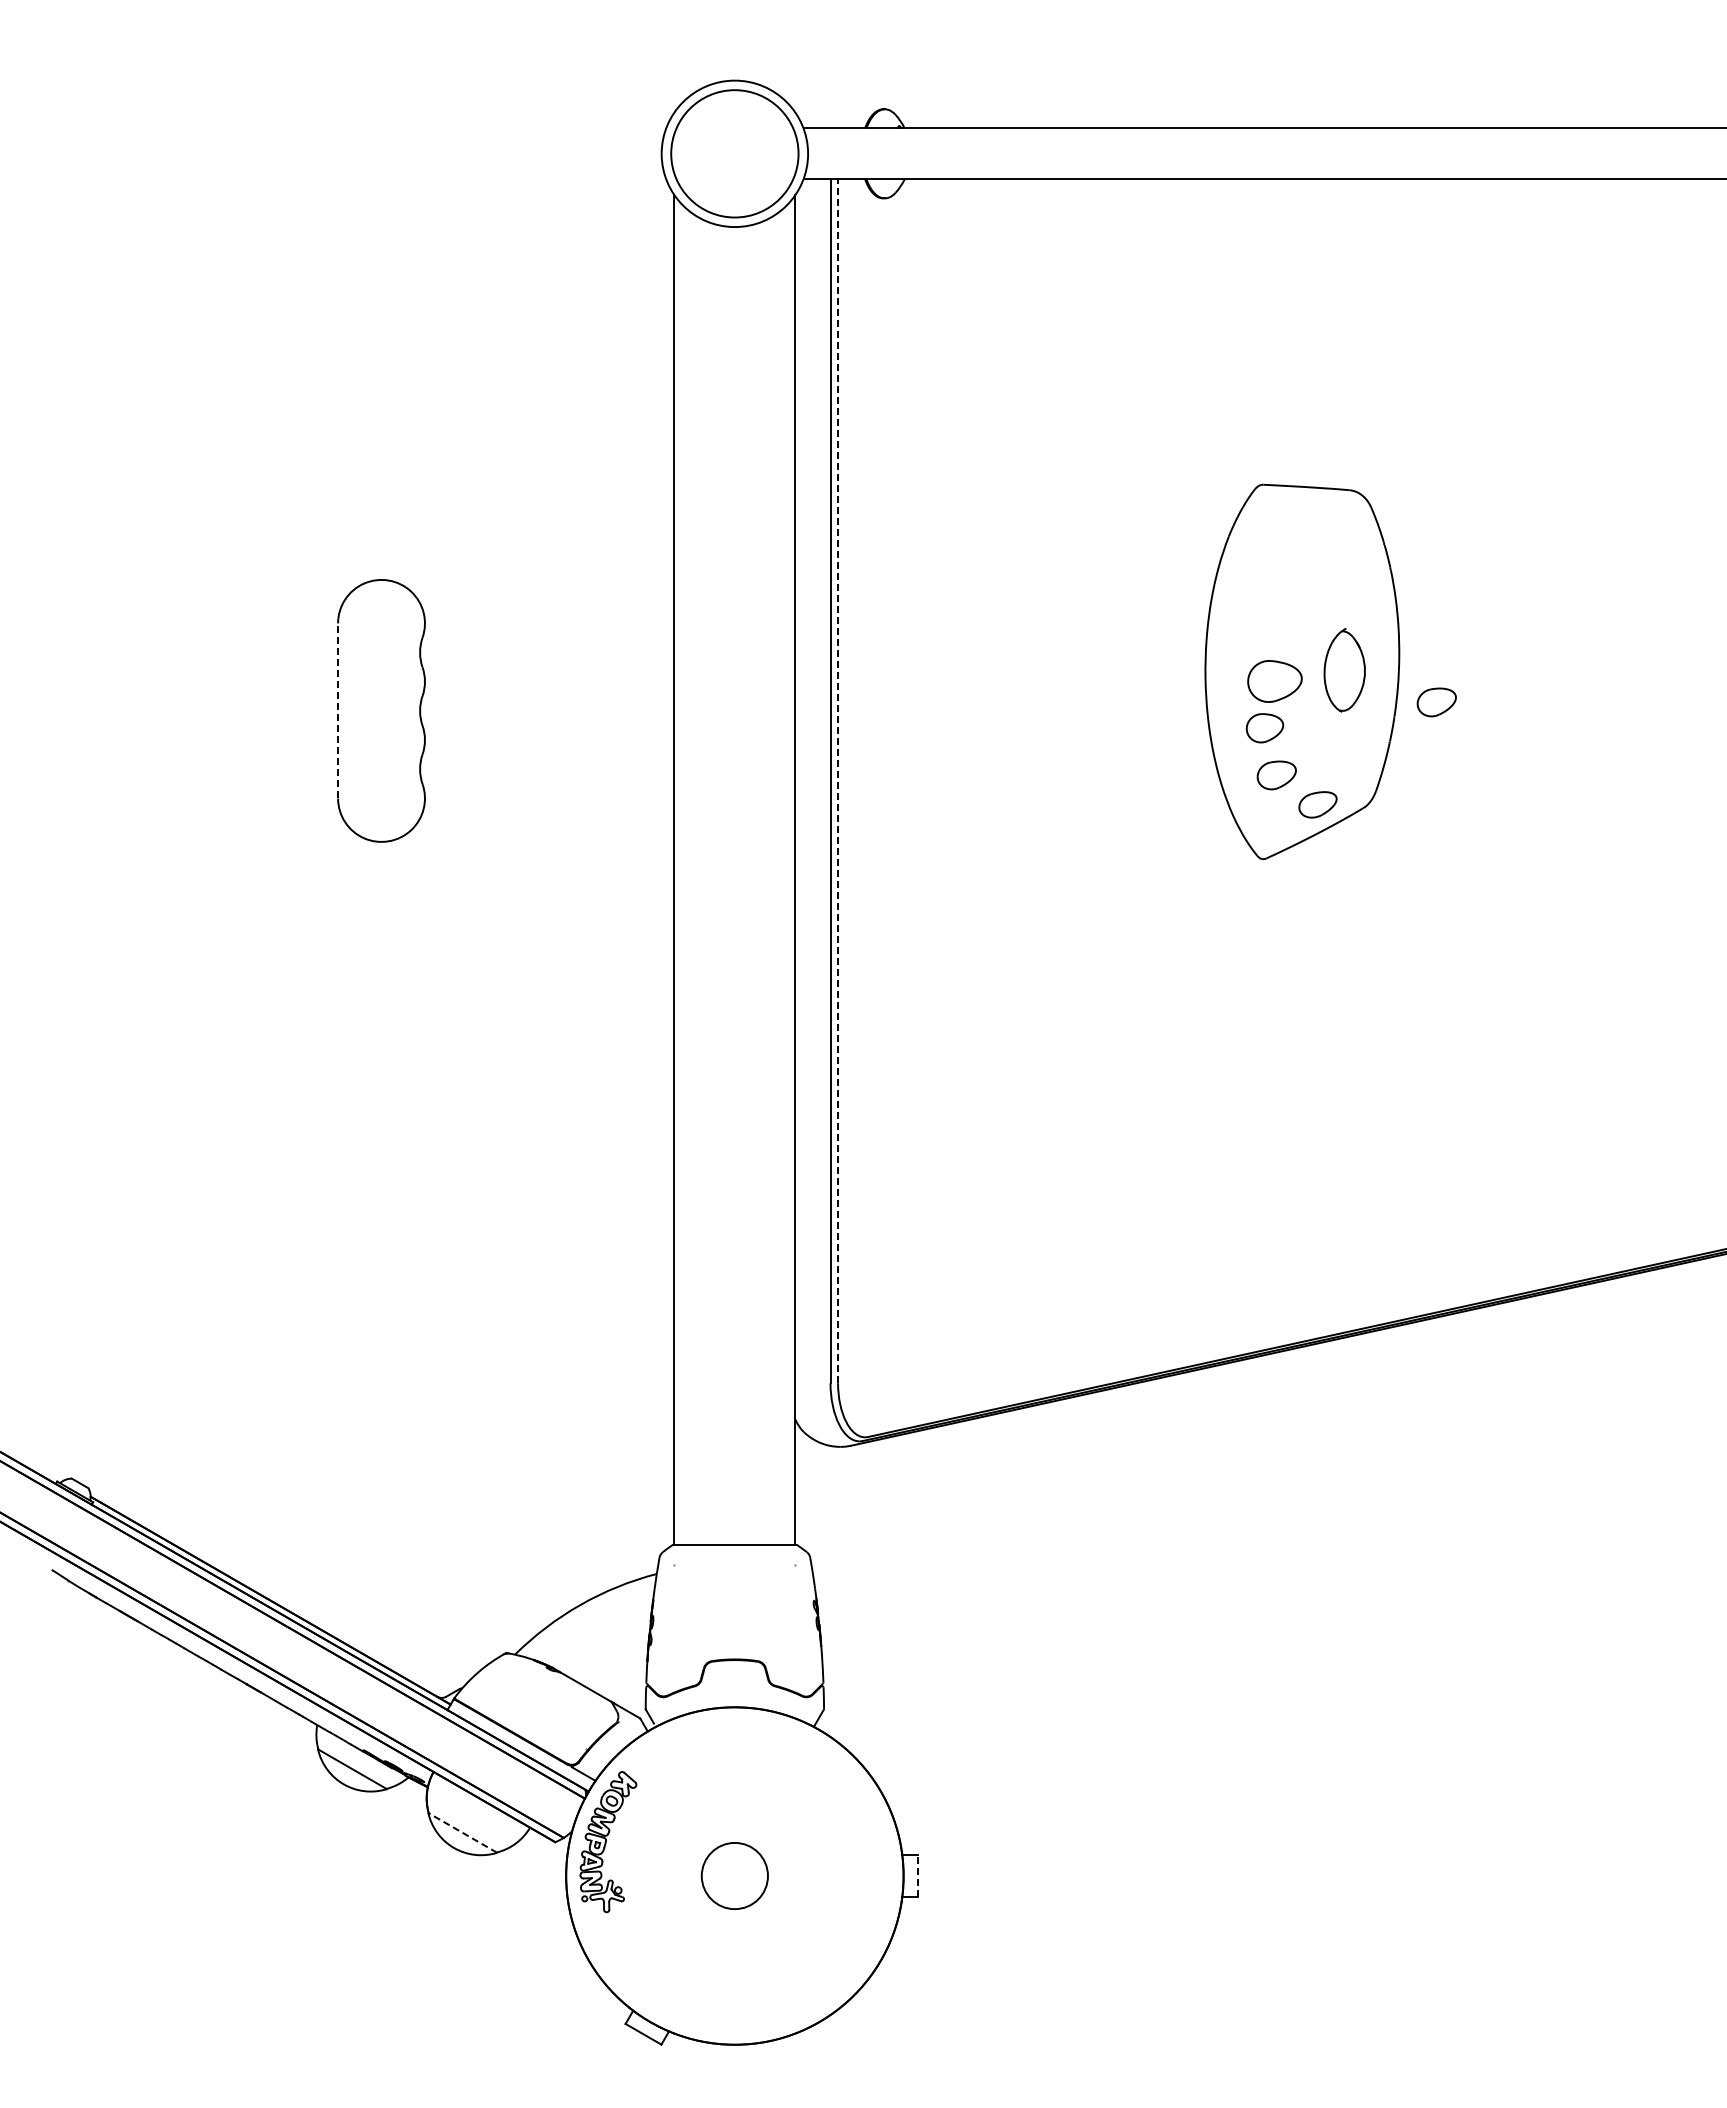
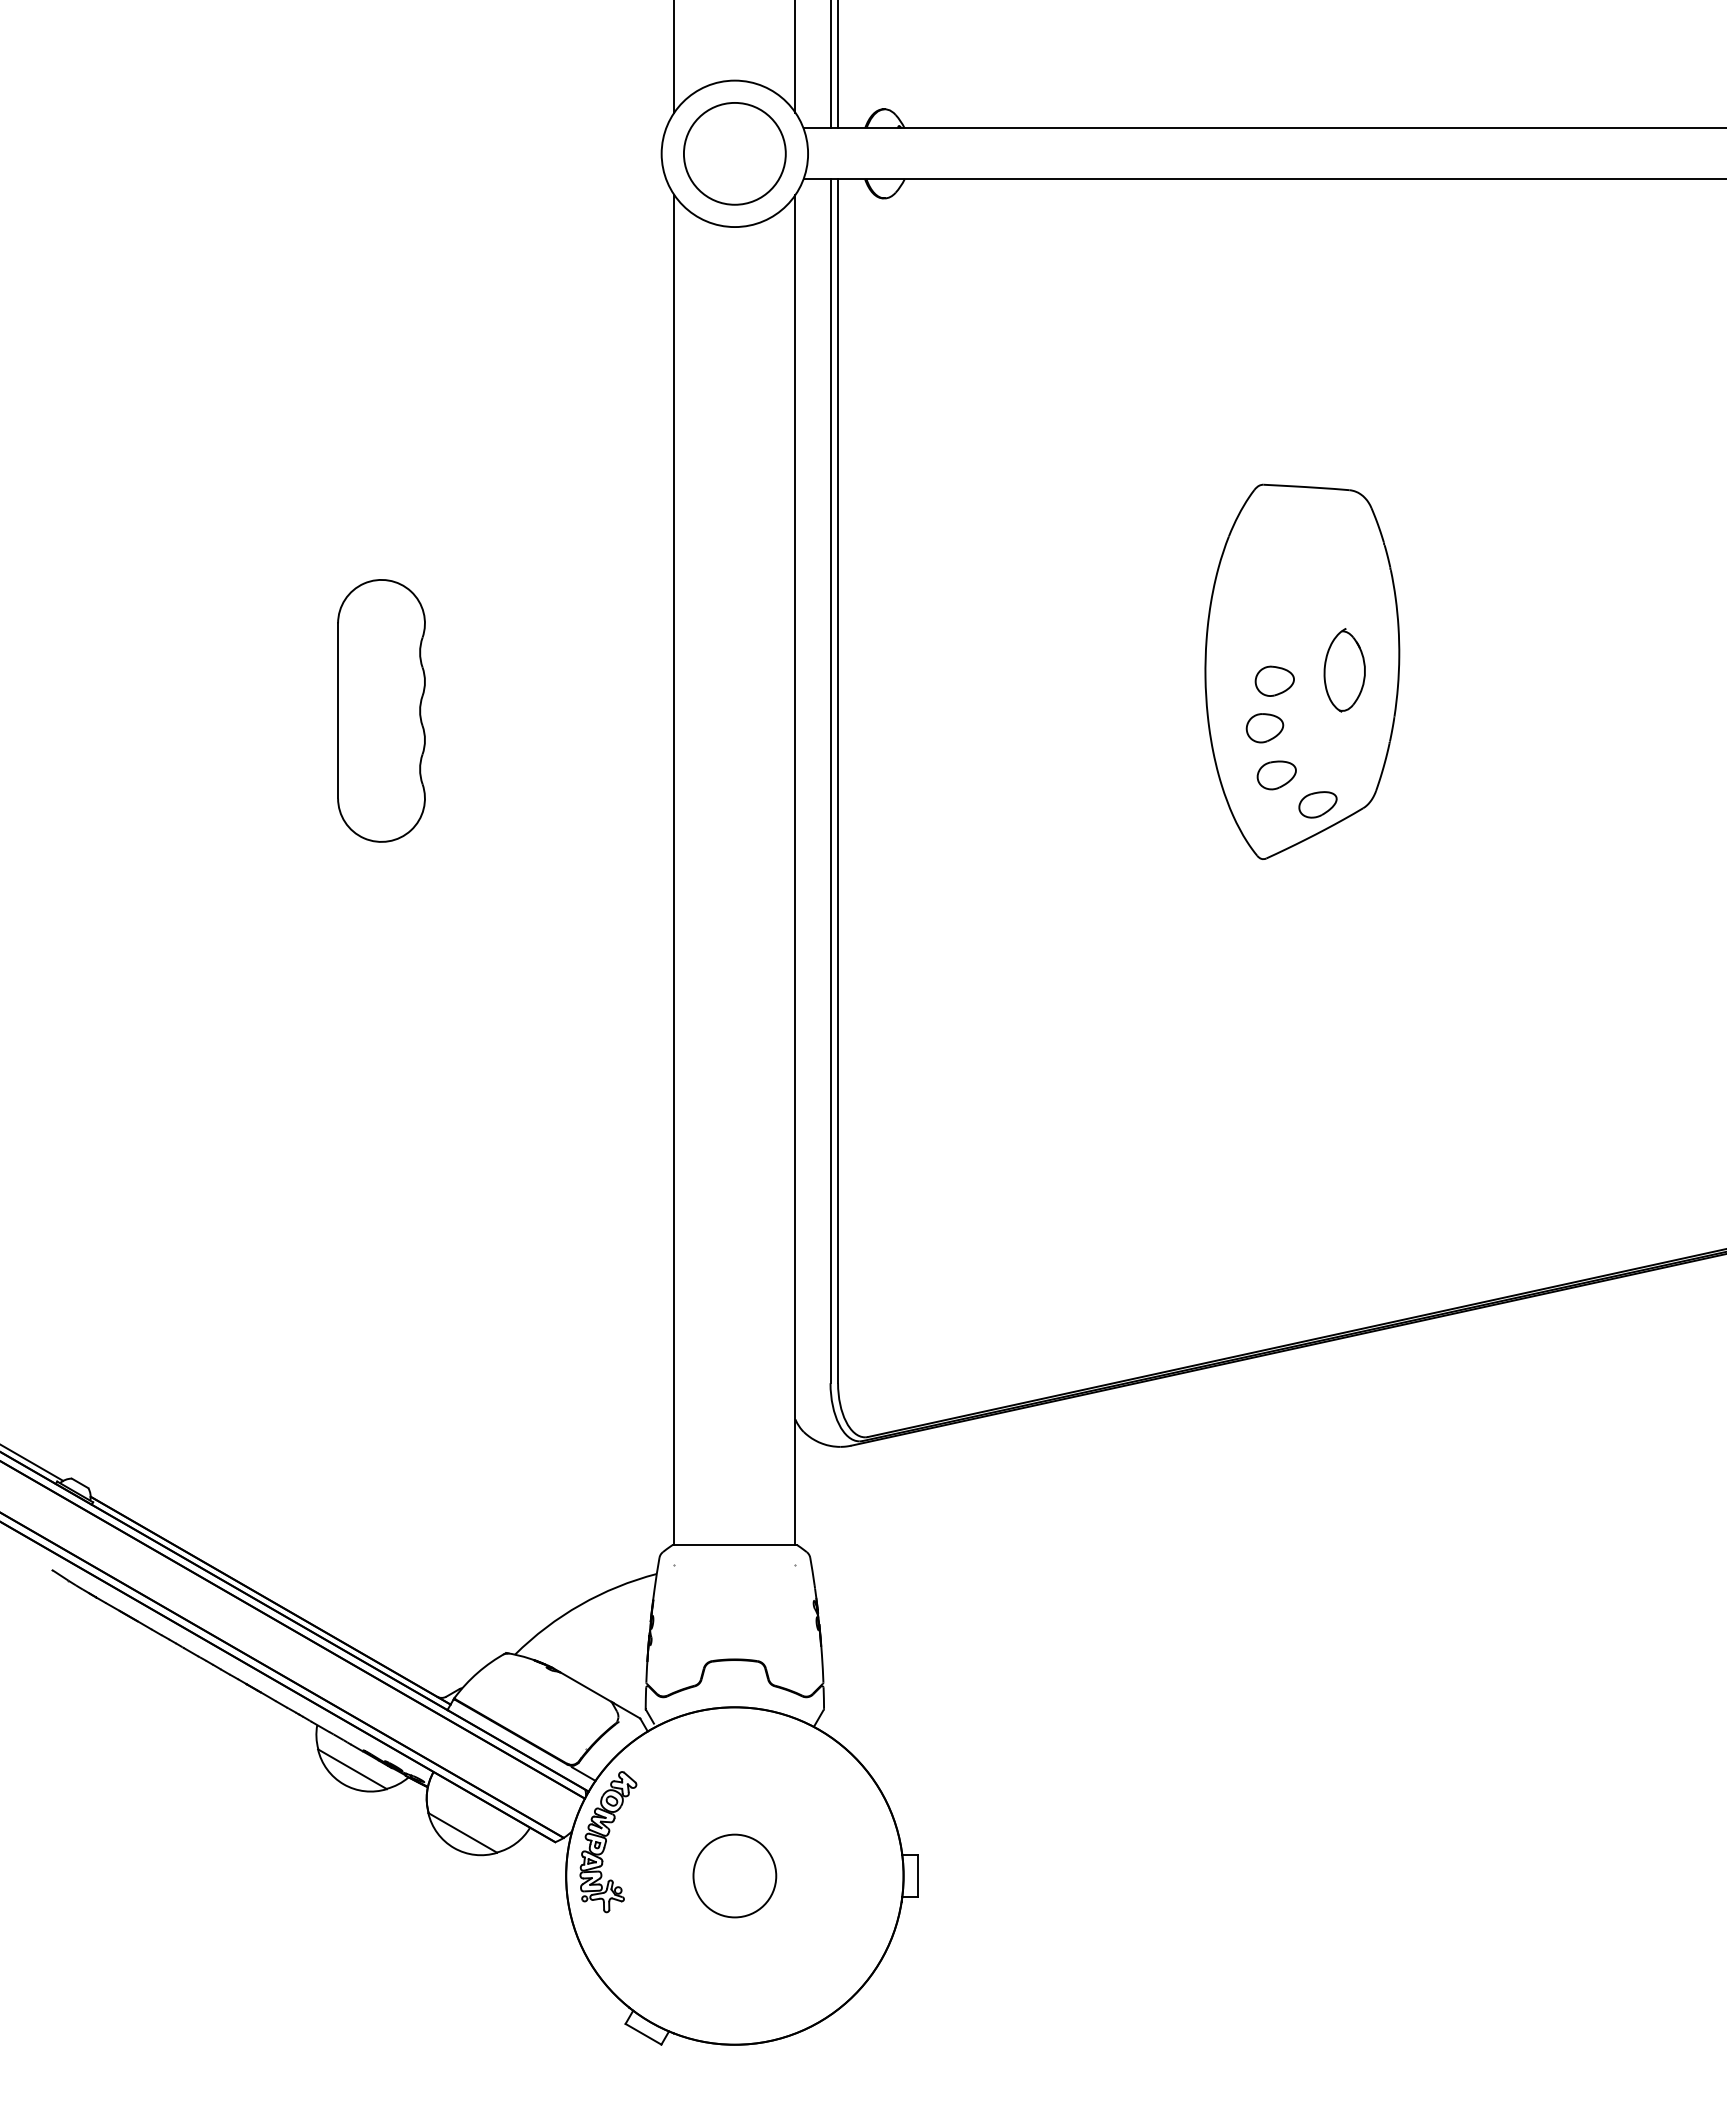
line: none -> present (674, 57)
line: none -> present (795, 57)
line: none -> present (830, 65)
line: none -> present (838, 65)
circle diameter: 127 px -> 102 px (734, 153)
part size: 56x43 px -> 41x32 px (1274, 680)
part: present -> none (1436, 702)
line: dashed -> solid (338, 710)
line: dashed -> solid (838, 781)
line: none -> present (32, 1462)
line: dashed -> solid (462, 1832)
circle diameter: 66 px -> 83 px (734, 1875)
line: dashed -> solid (917, 1876)
